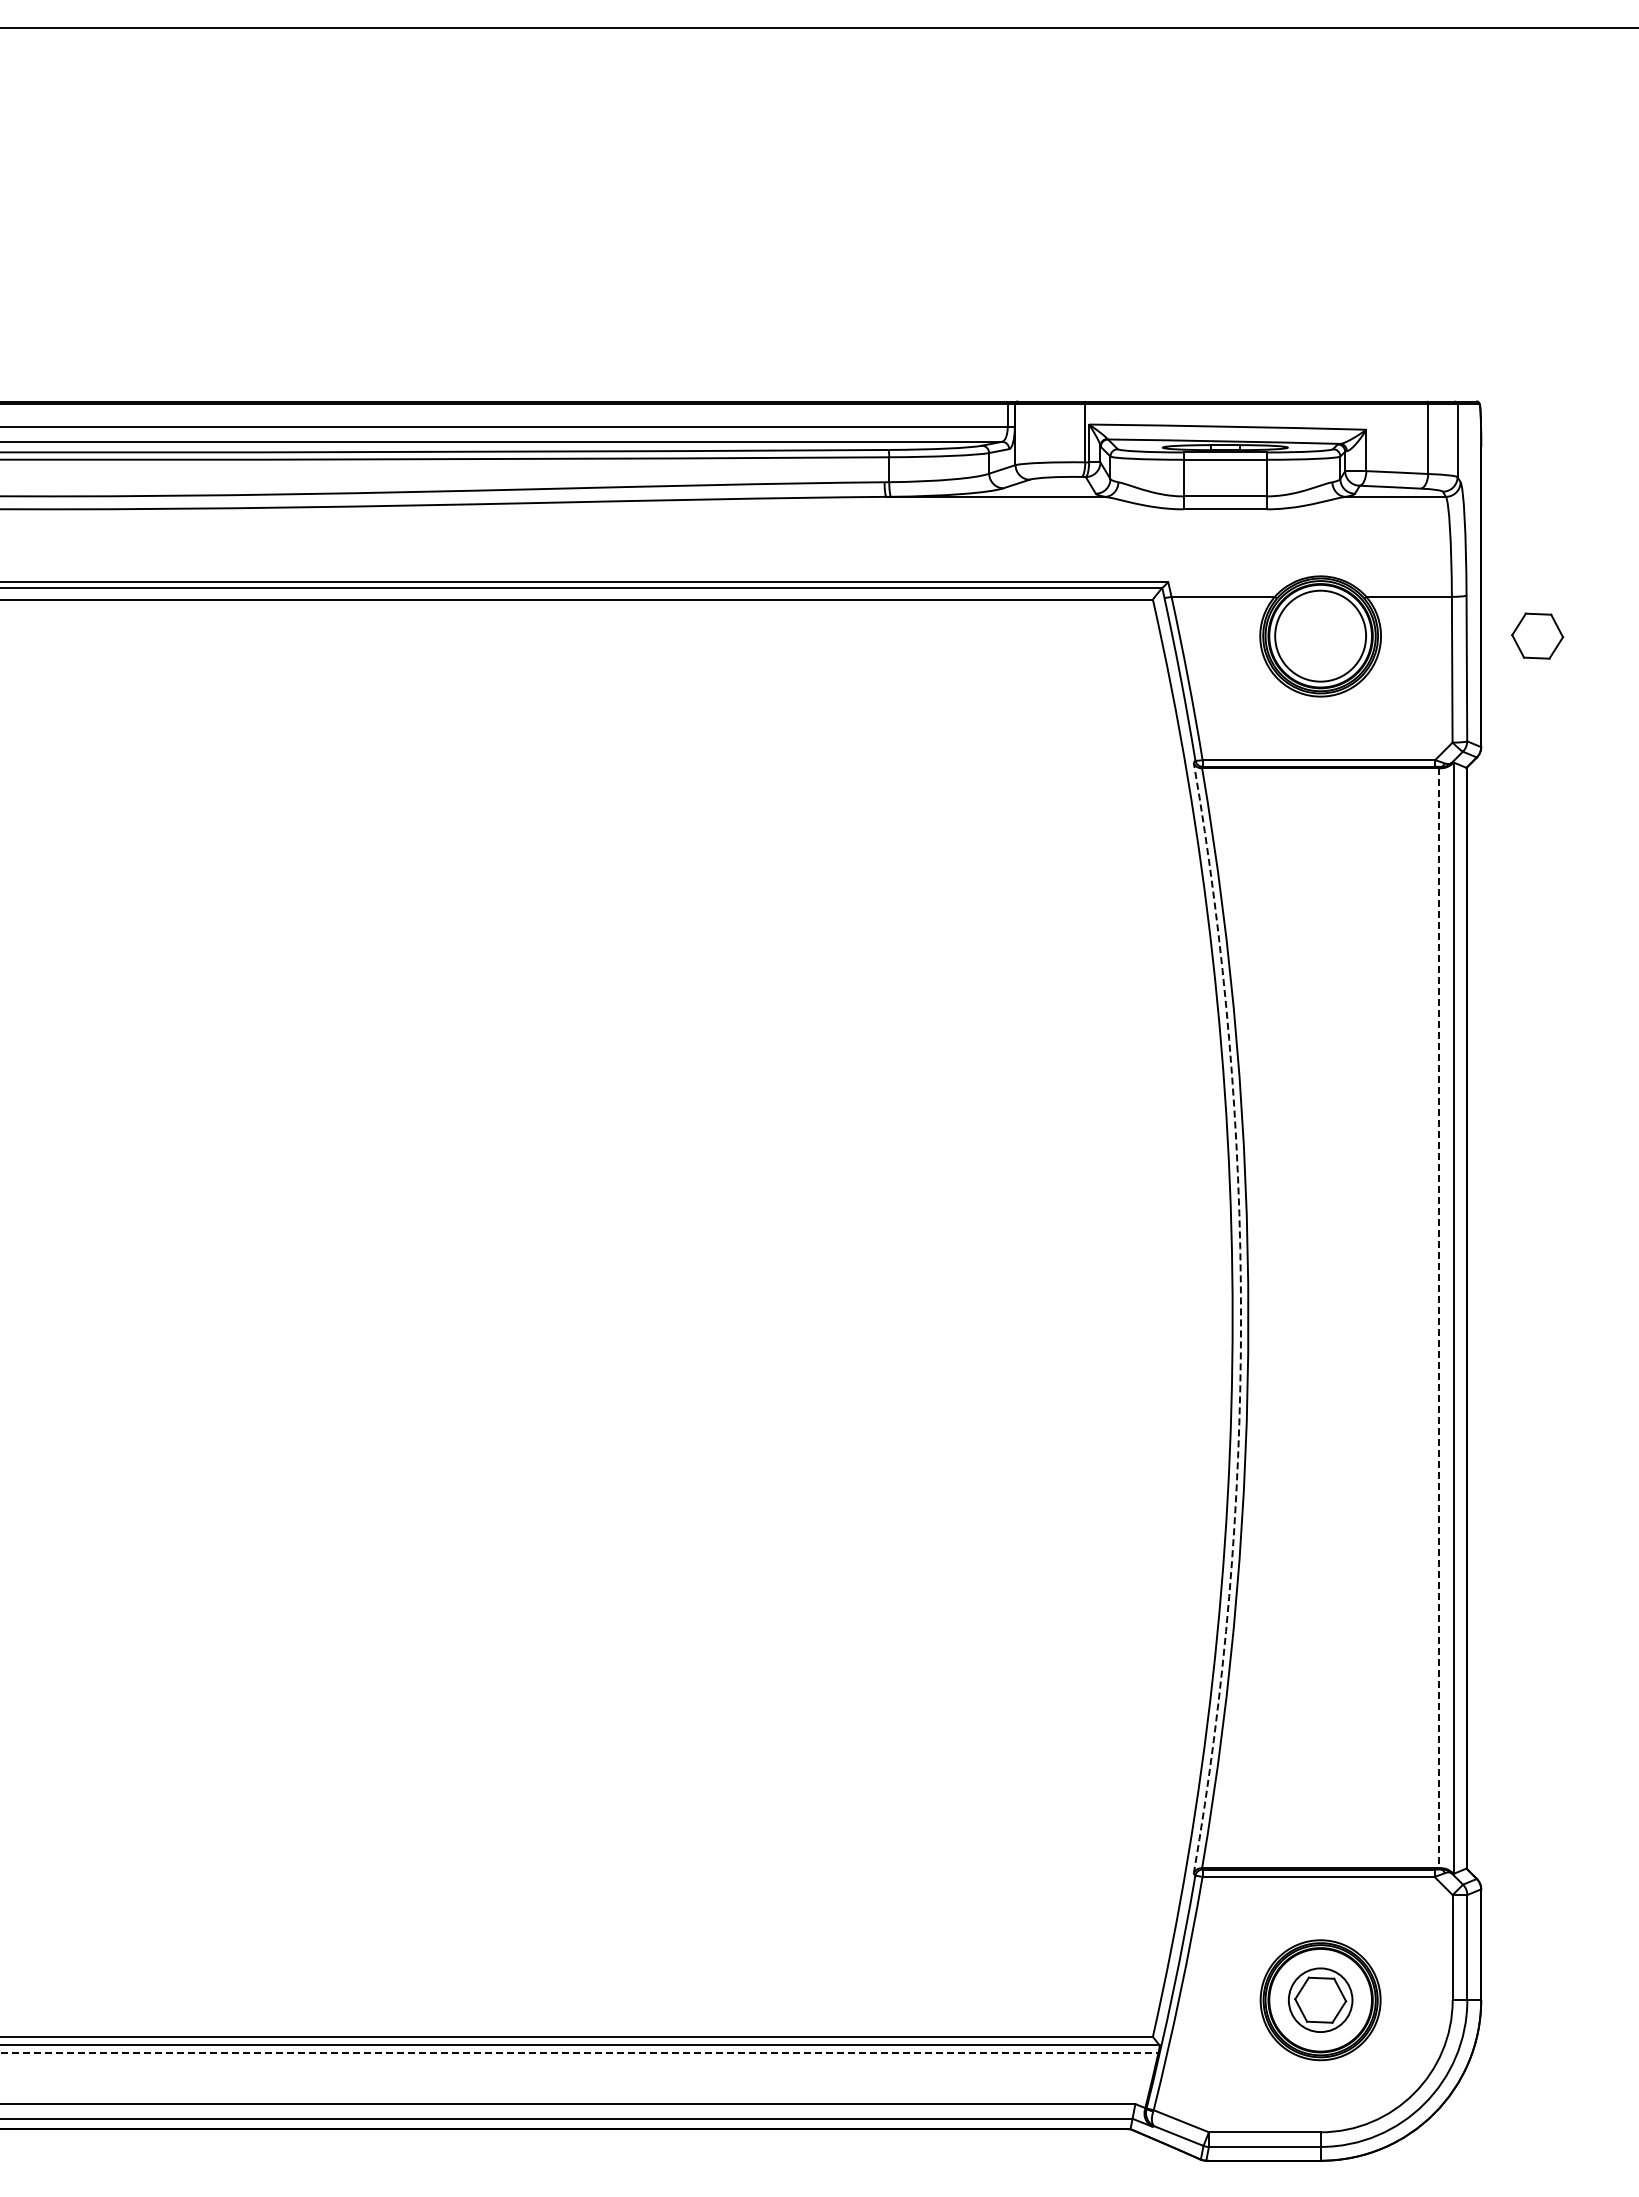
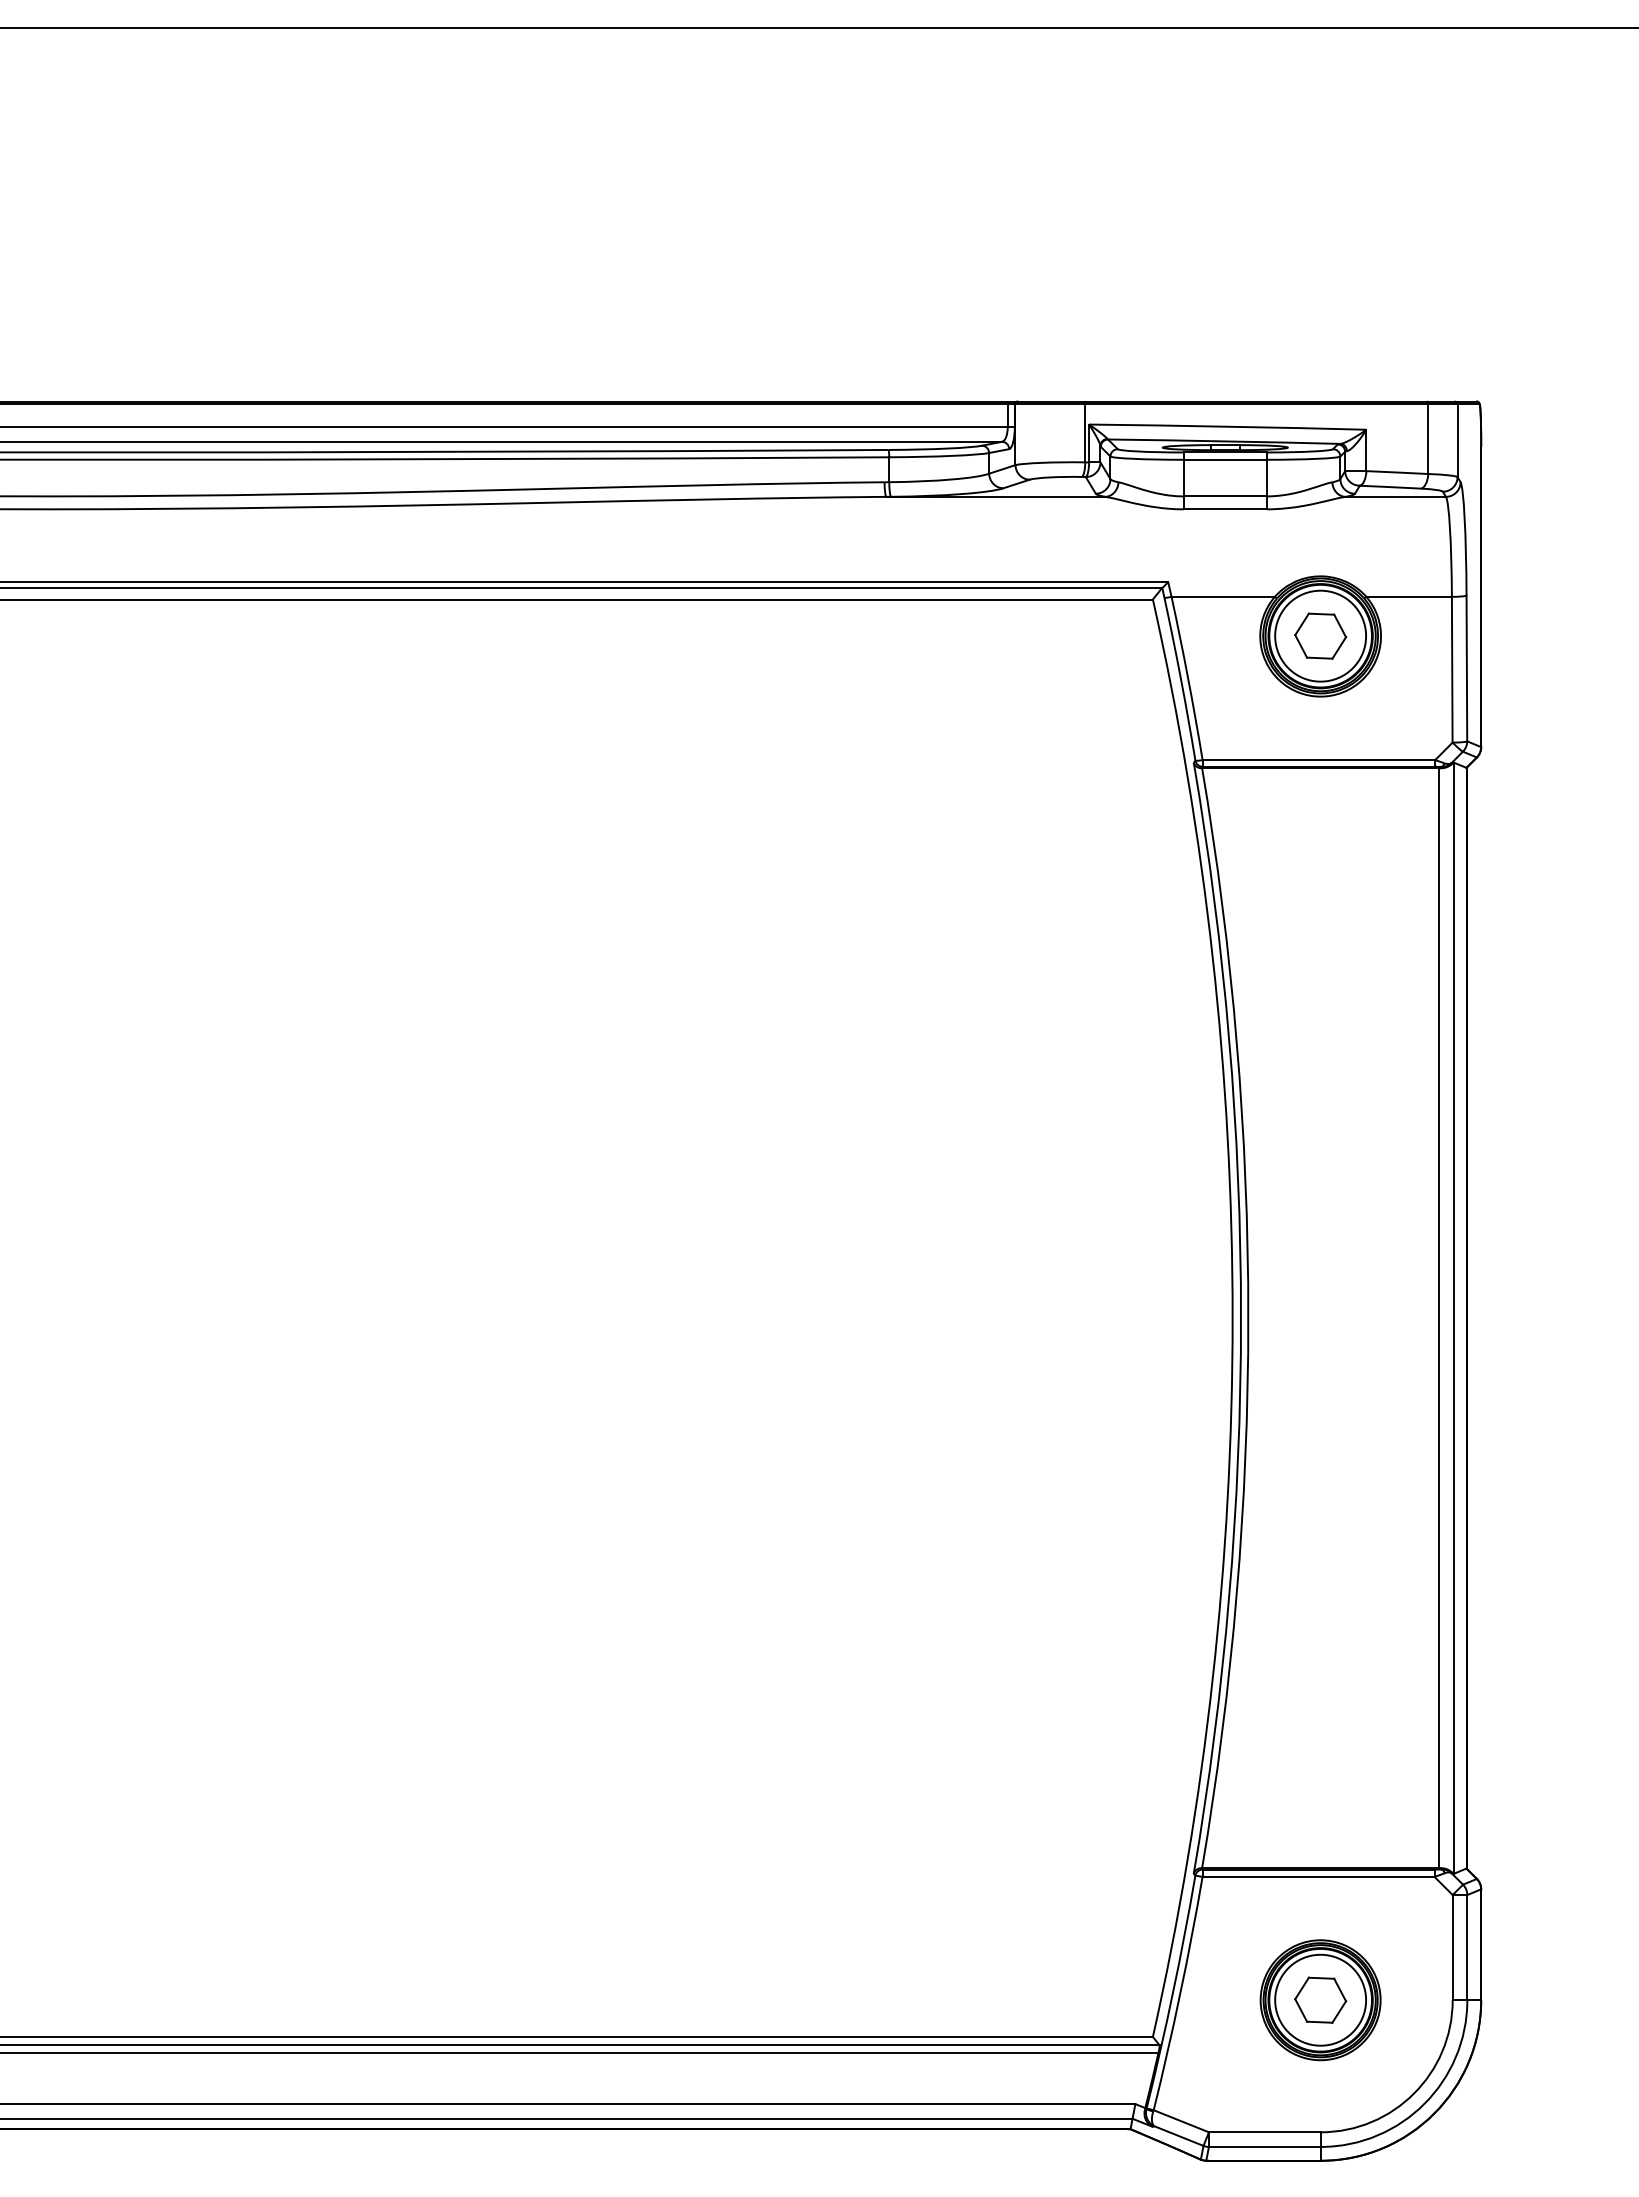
part position: (1537, 635) -> (1320, 635) (1320, 635)
arc: dashed -> solid (1241, 1318)
line: dashed -> solid (1439, 1318)
circle diameter: 64 px -> 91 px (1320, 1999)
line: dashed -> solid (579, 2052)
